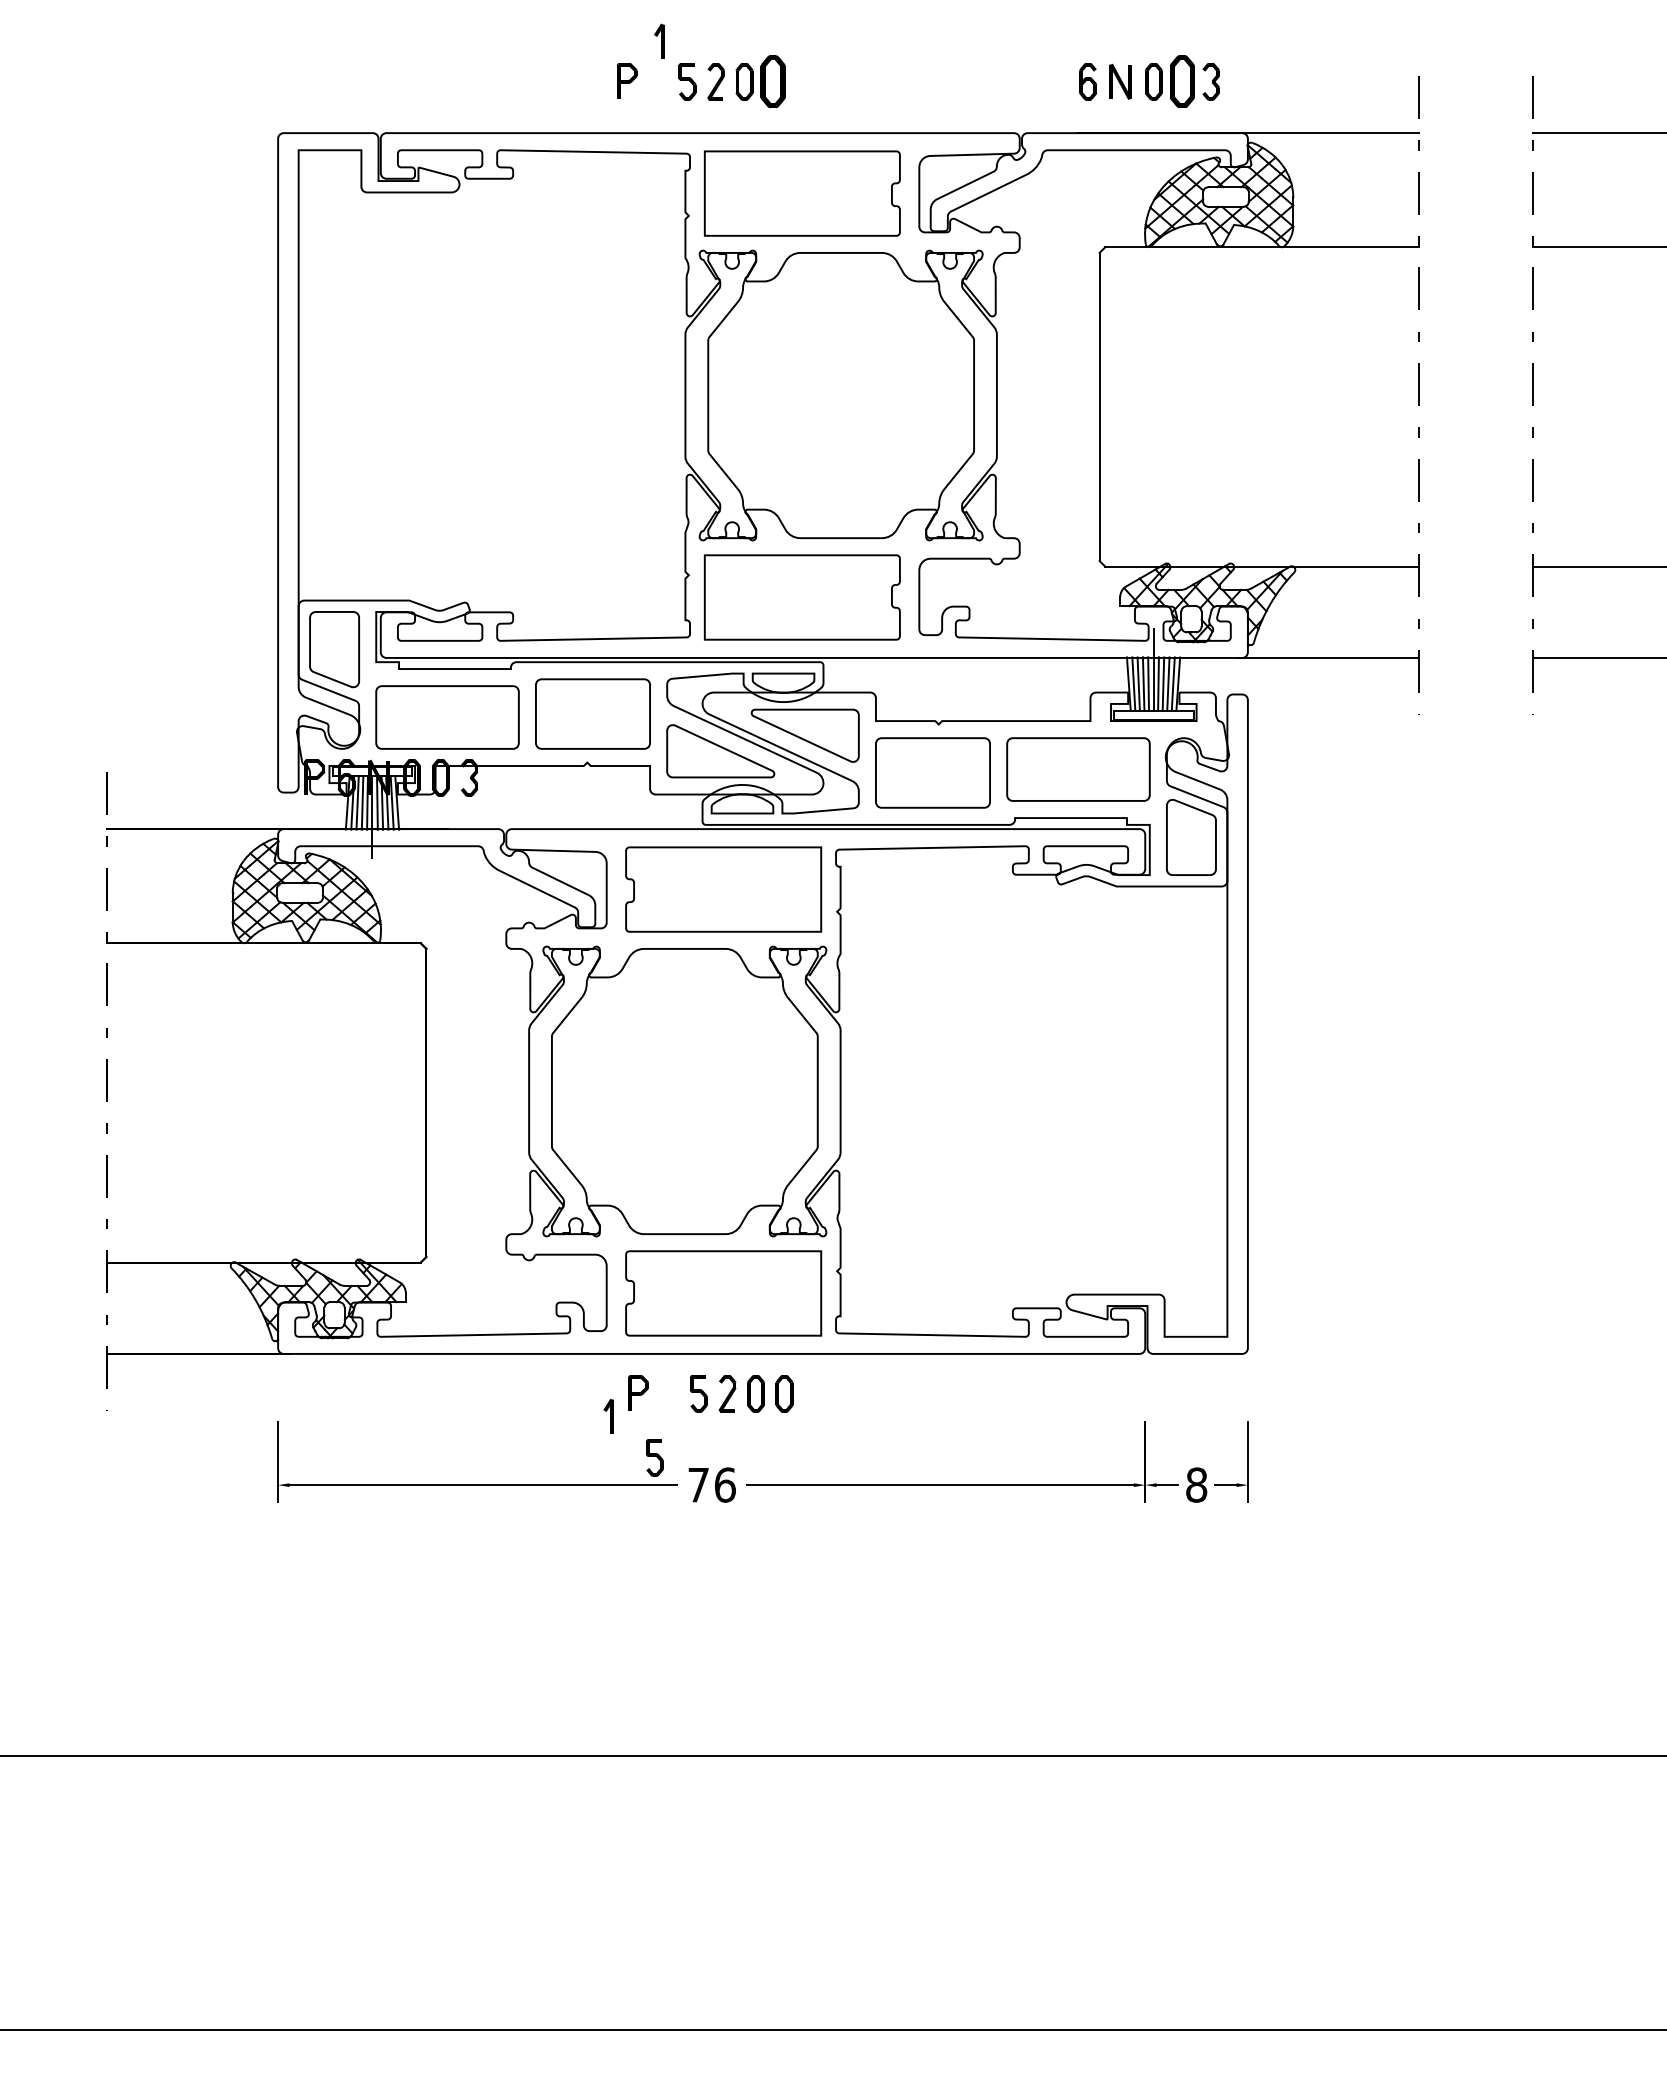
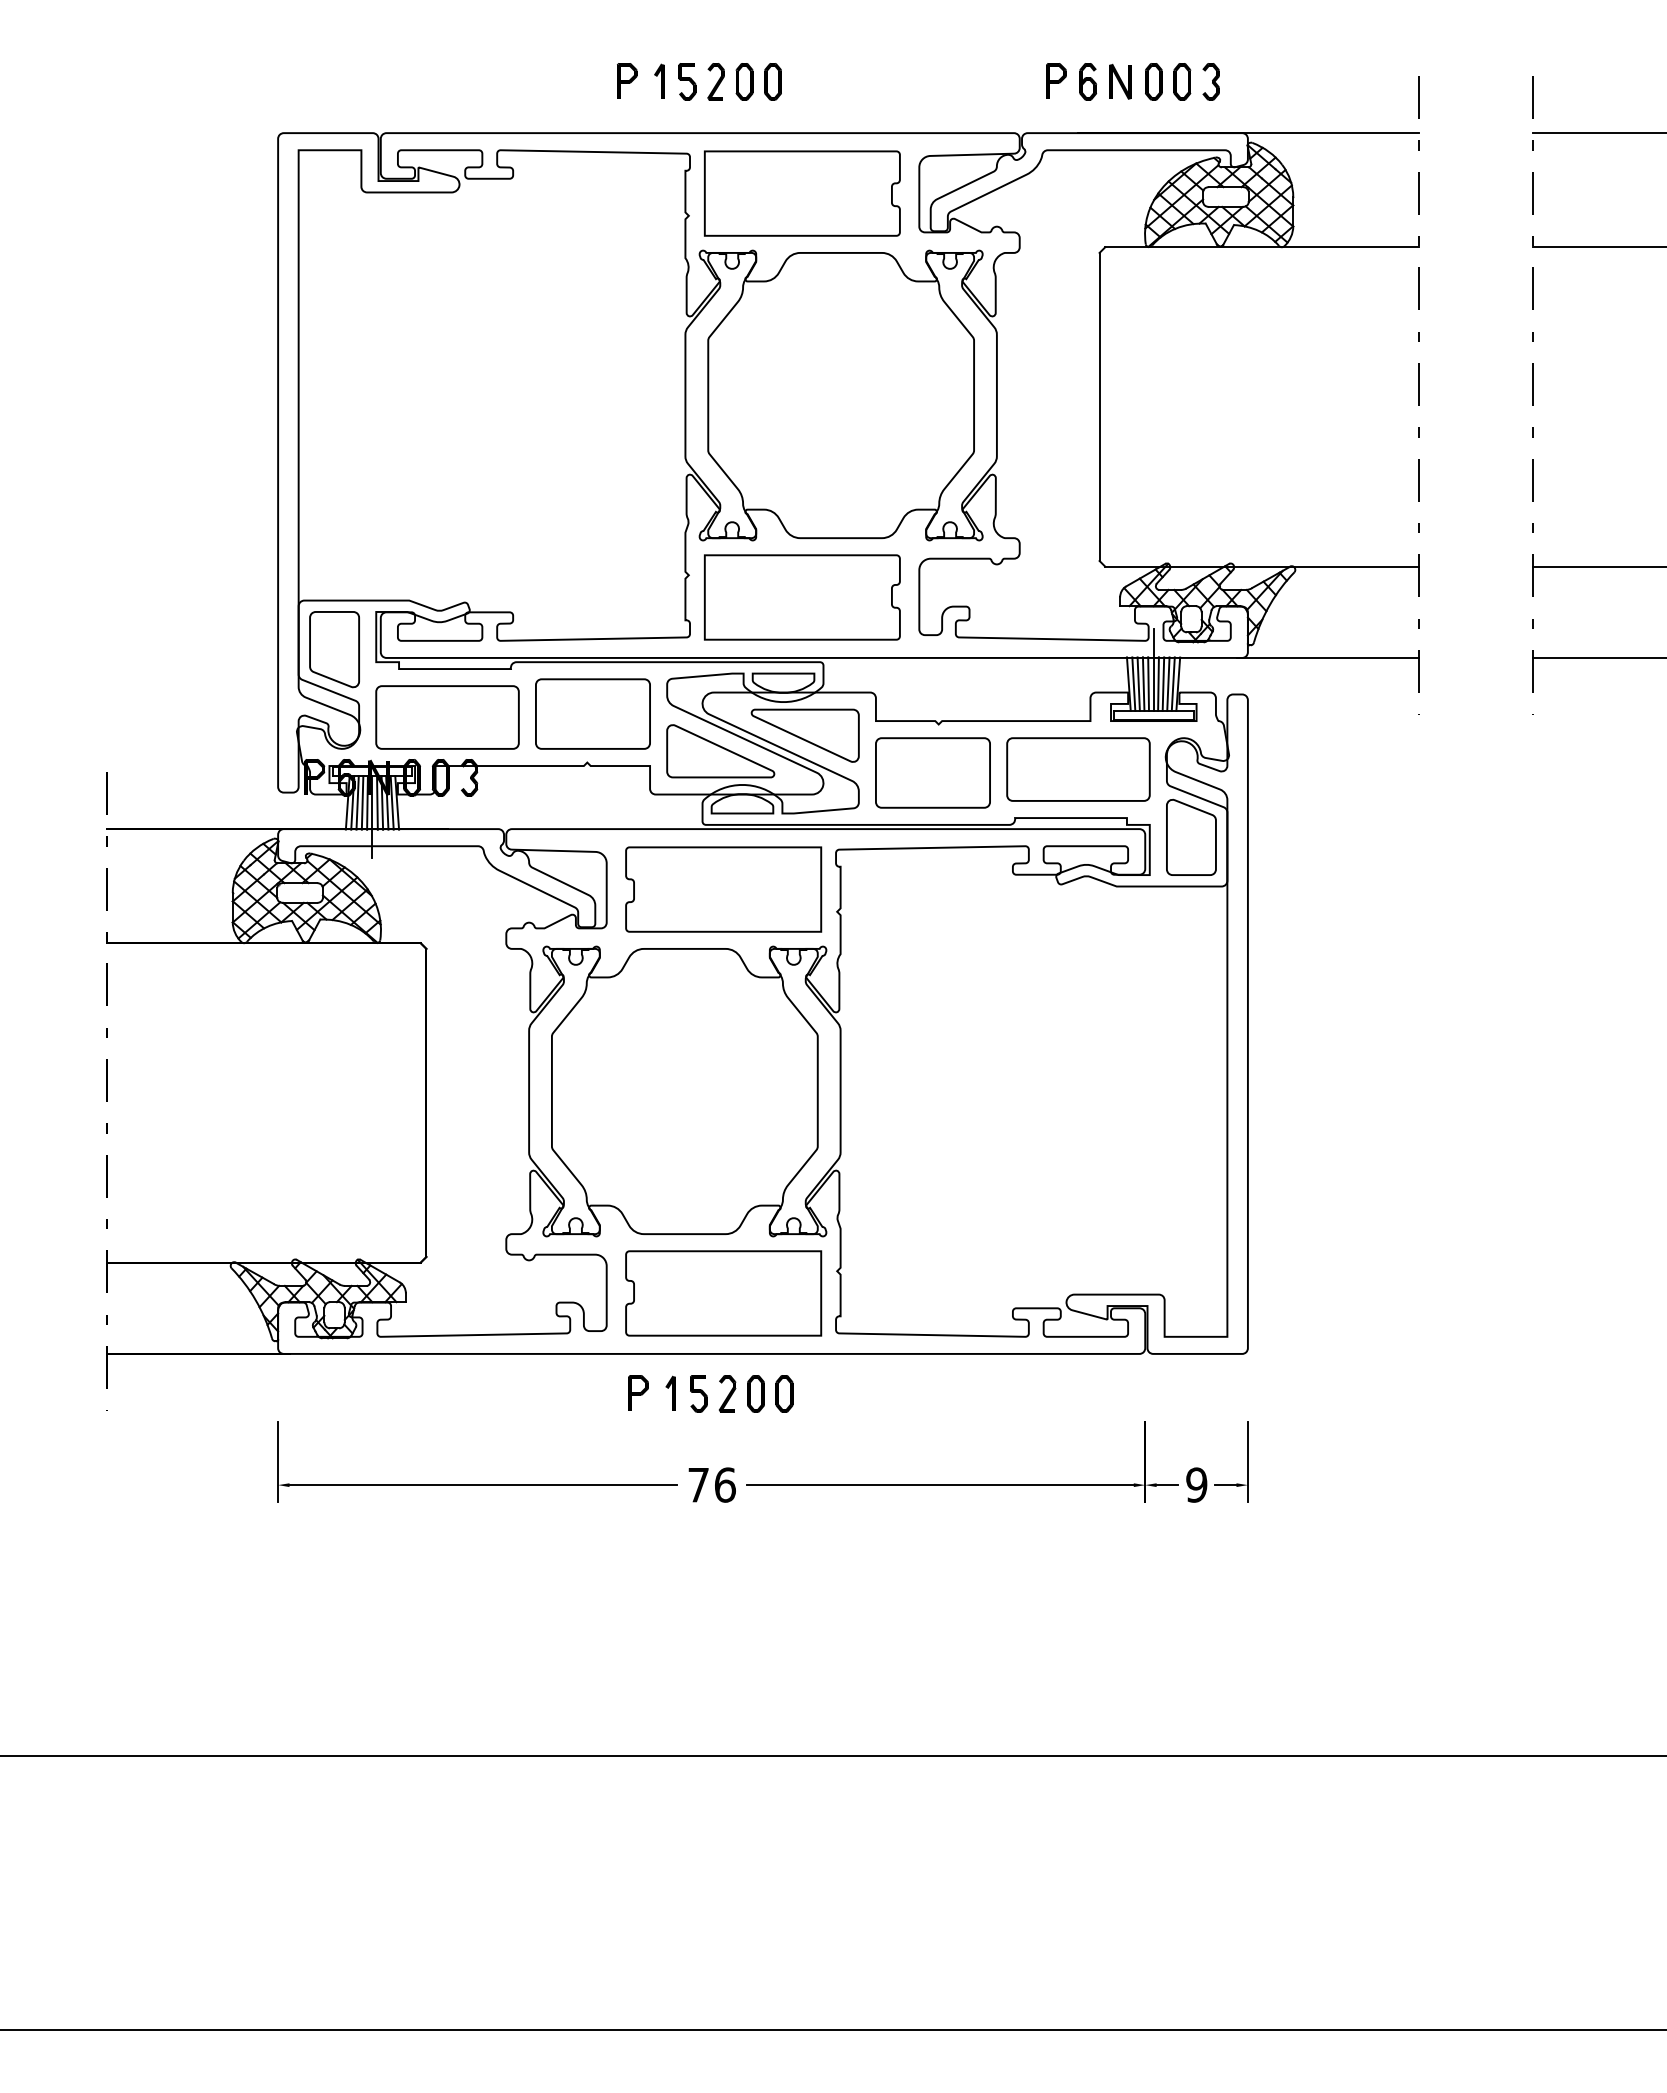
part position: (659, 40) -> (659, 80) (659, 80)
part: none -> present (1056, 80)
part size: 26x54 px -> 18x38 px (772, 81)
part size: 26x54 px -> 19x38 px (1182, 81)
part position: (608, 1415) -> (670, 1392) (670, 1392)
part: present -> none (654, 1457)
text: 8 -> 9 (1196, 1484)
